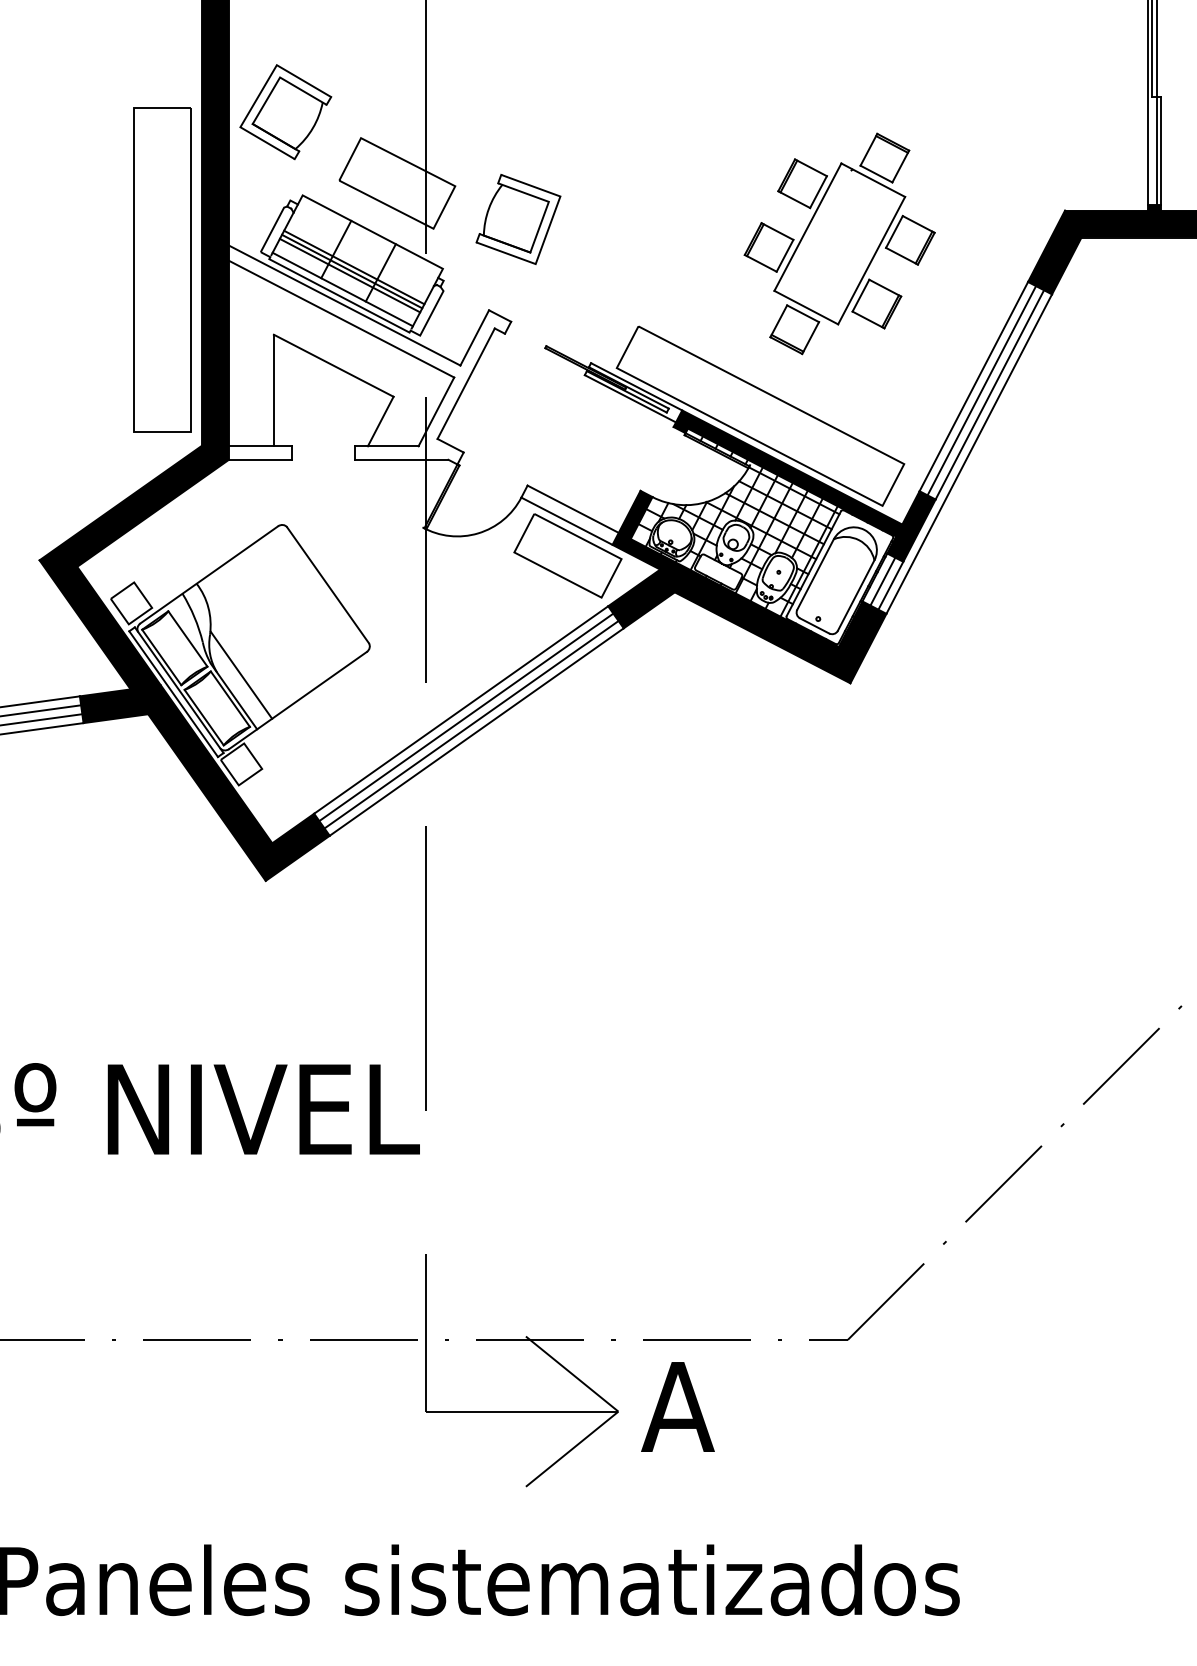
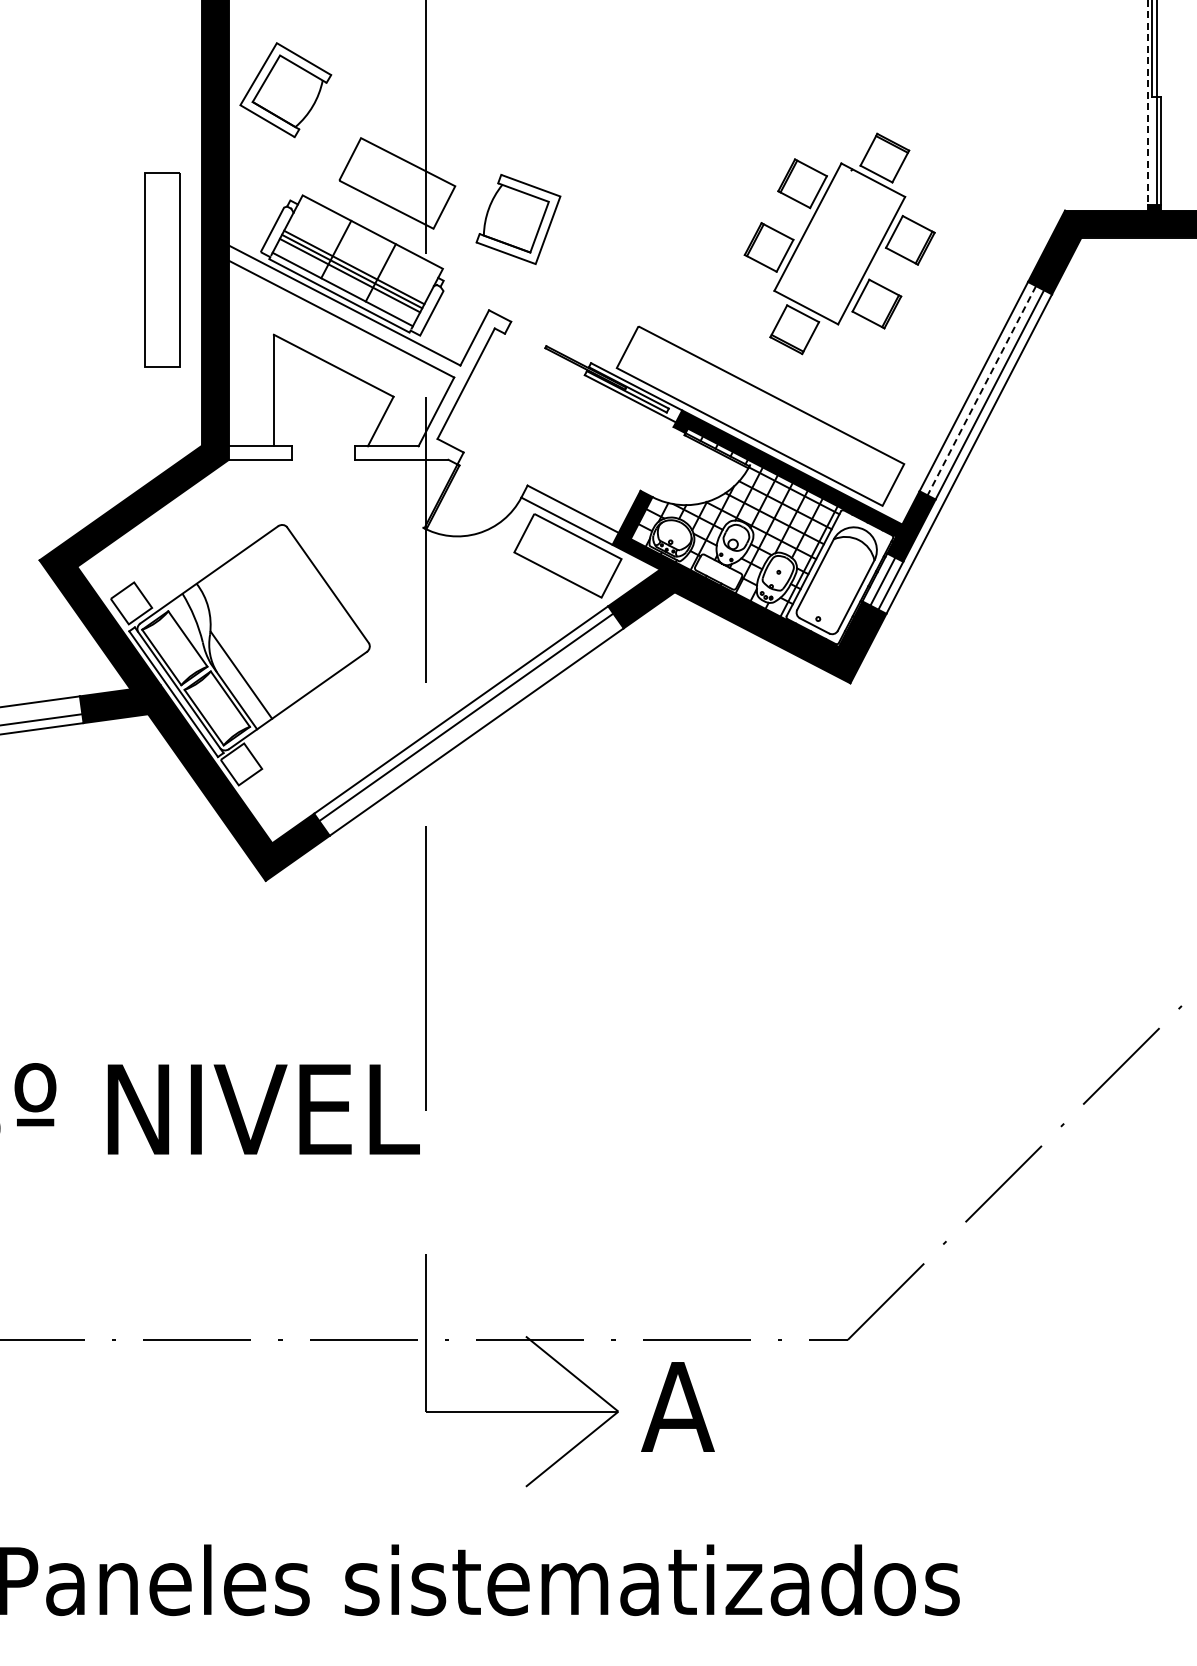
line: solid -> dashed (1147, 103)
part position: (285, 112) -> (285, 90) (285, 90)
part size: 59x326 px -> 37x196 px (162, 269)
line: solid -> dashed (981, 390)
line: present -> none (41, 710)
line: present -> none (471, 724)
